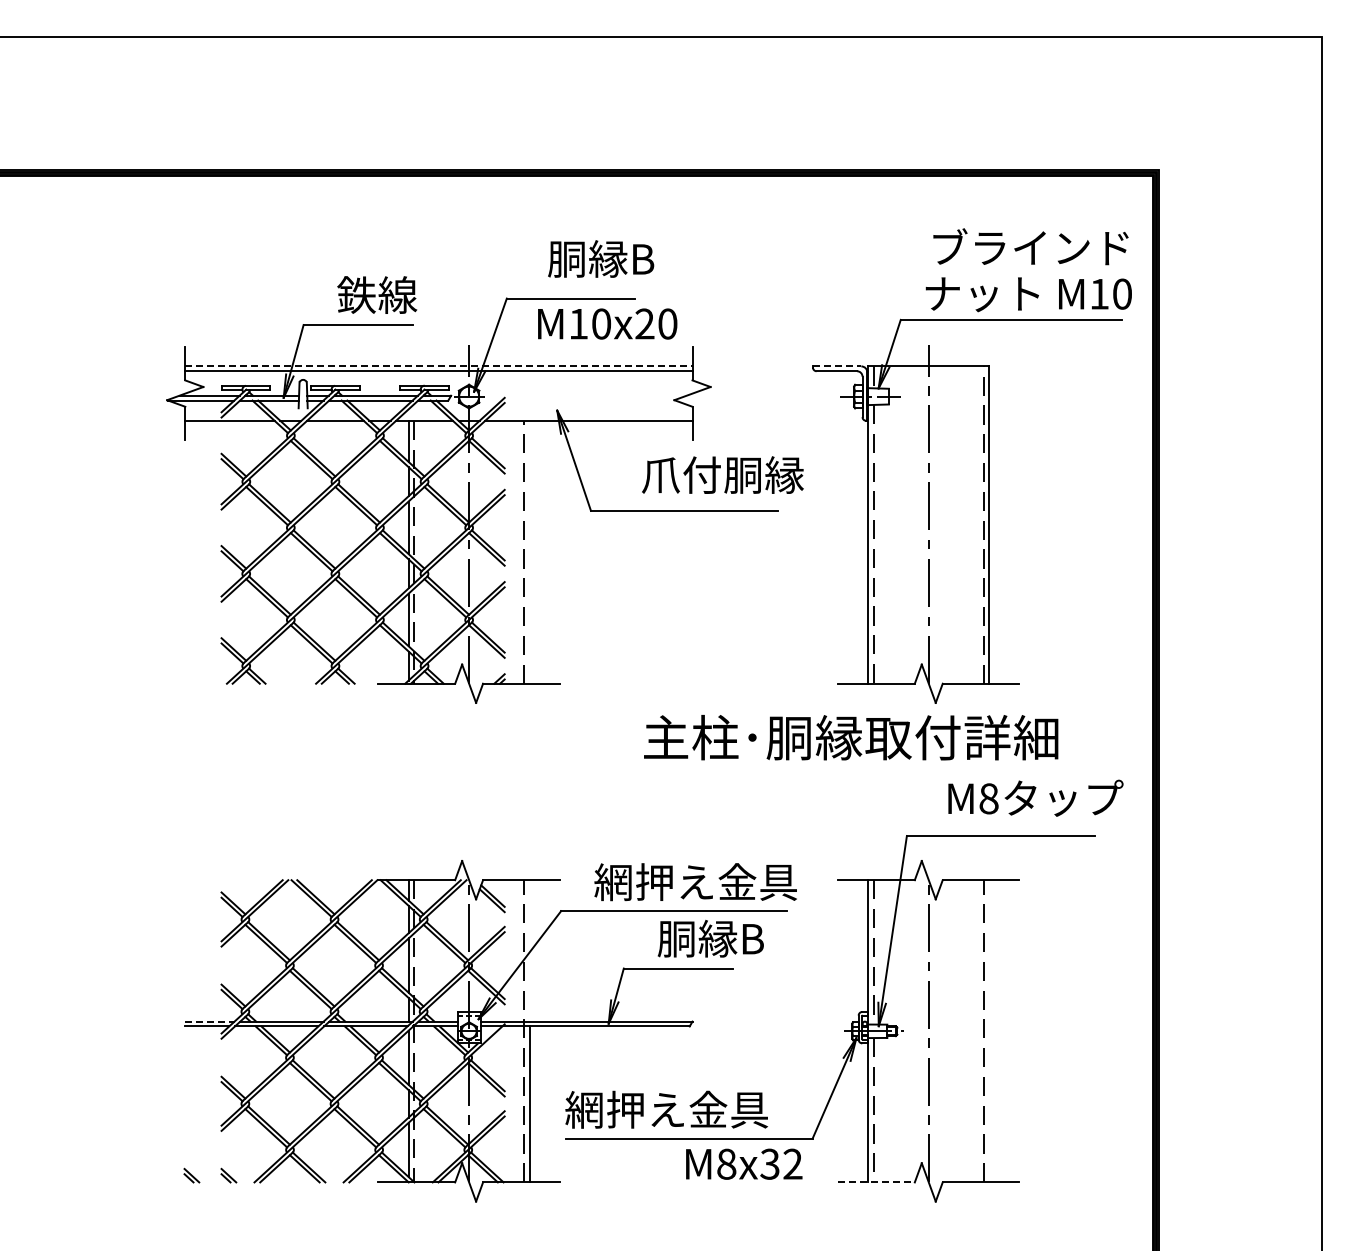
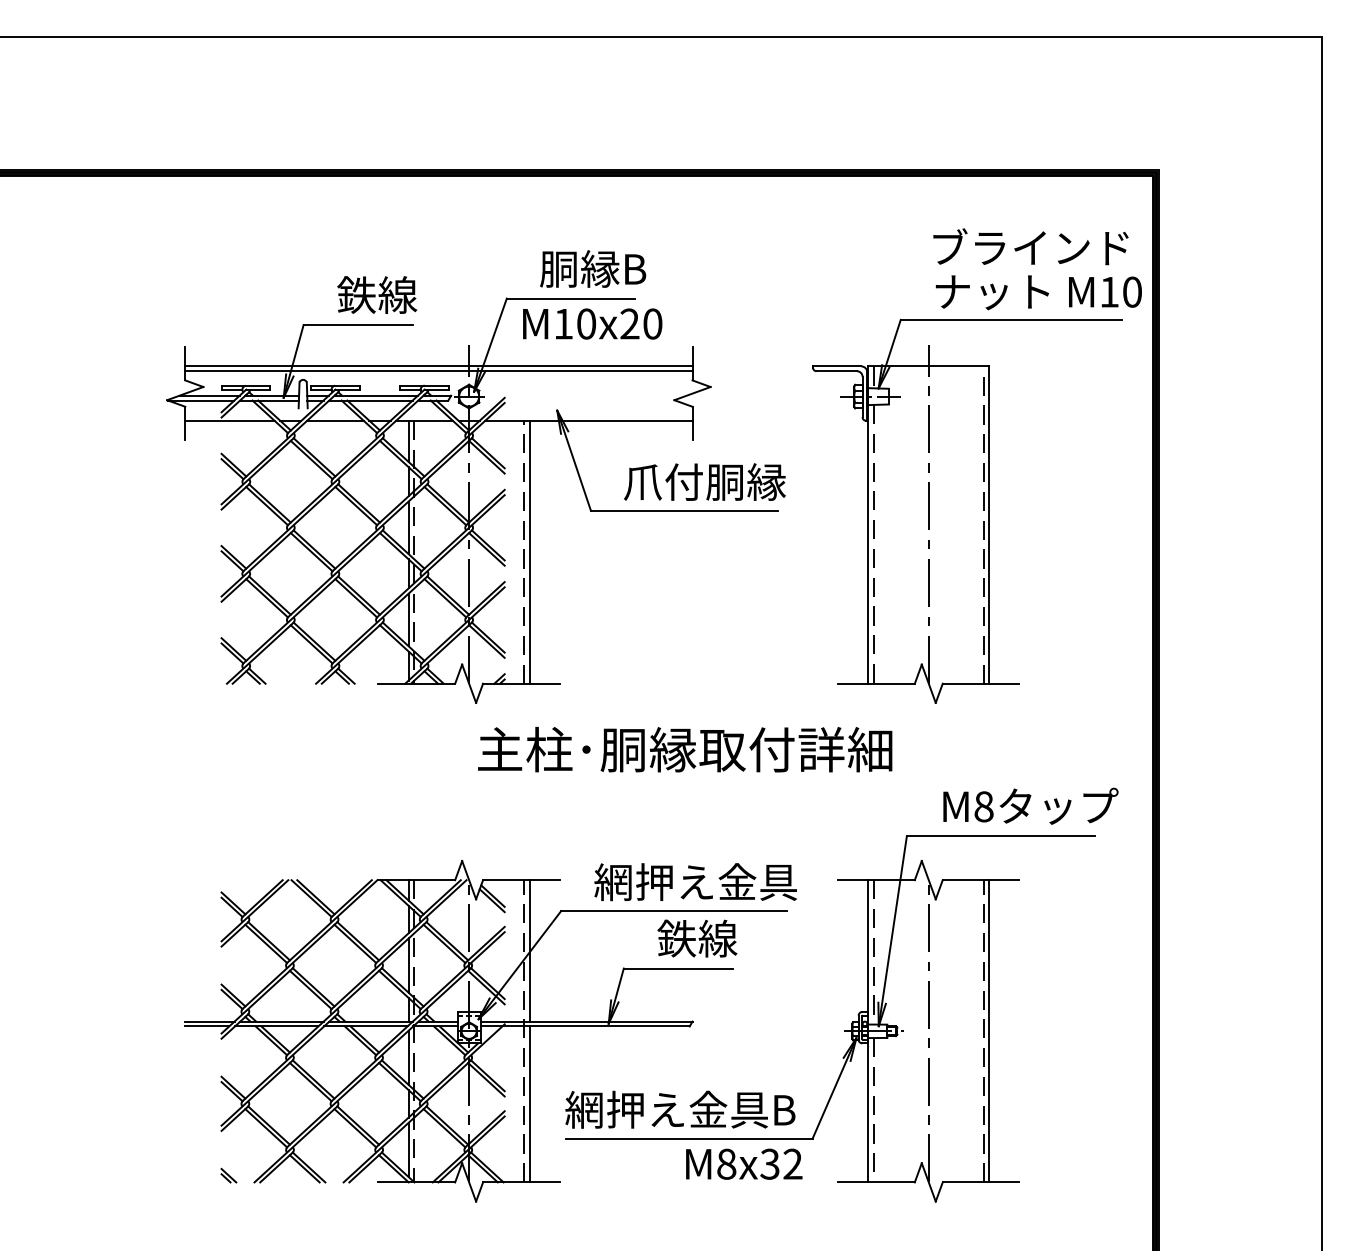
text position: (601, 258) -> (593, 268) (593, 268)
text position: (1028, 294) -> (1038, 292) (1038, 292)
text position: (607, 323) -> (592, 323) (592, 323)
line: dashed -> solid (438, 366)
line: dashed -> solid (837, 366)
text position: (722, 474) -> (704, 481) (704, 481)
line: none -> present (529, 551)
text position: (851, 737) -> (685, 749) (685, 749)
text position: (1035, 797) -> (1030, 805) (1030, 805)
text: 胴縁B -> 鉄線 (710, 938)
line: none -> present (529, 950)
line: dashed -> solid (209, 1021)
line: none -> present (989, 1031)
text: 網押え金具 -> 網押え金具B (784, 1110)
part: present -> none (191, 1175)
line: dashed -> solid (876, 1182)
